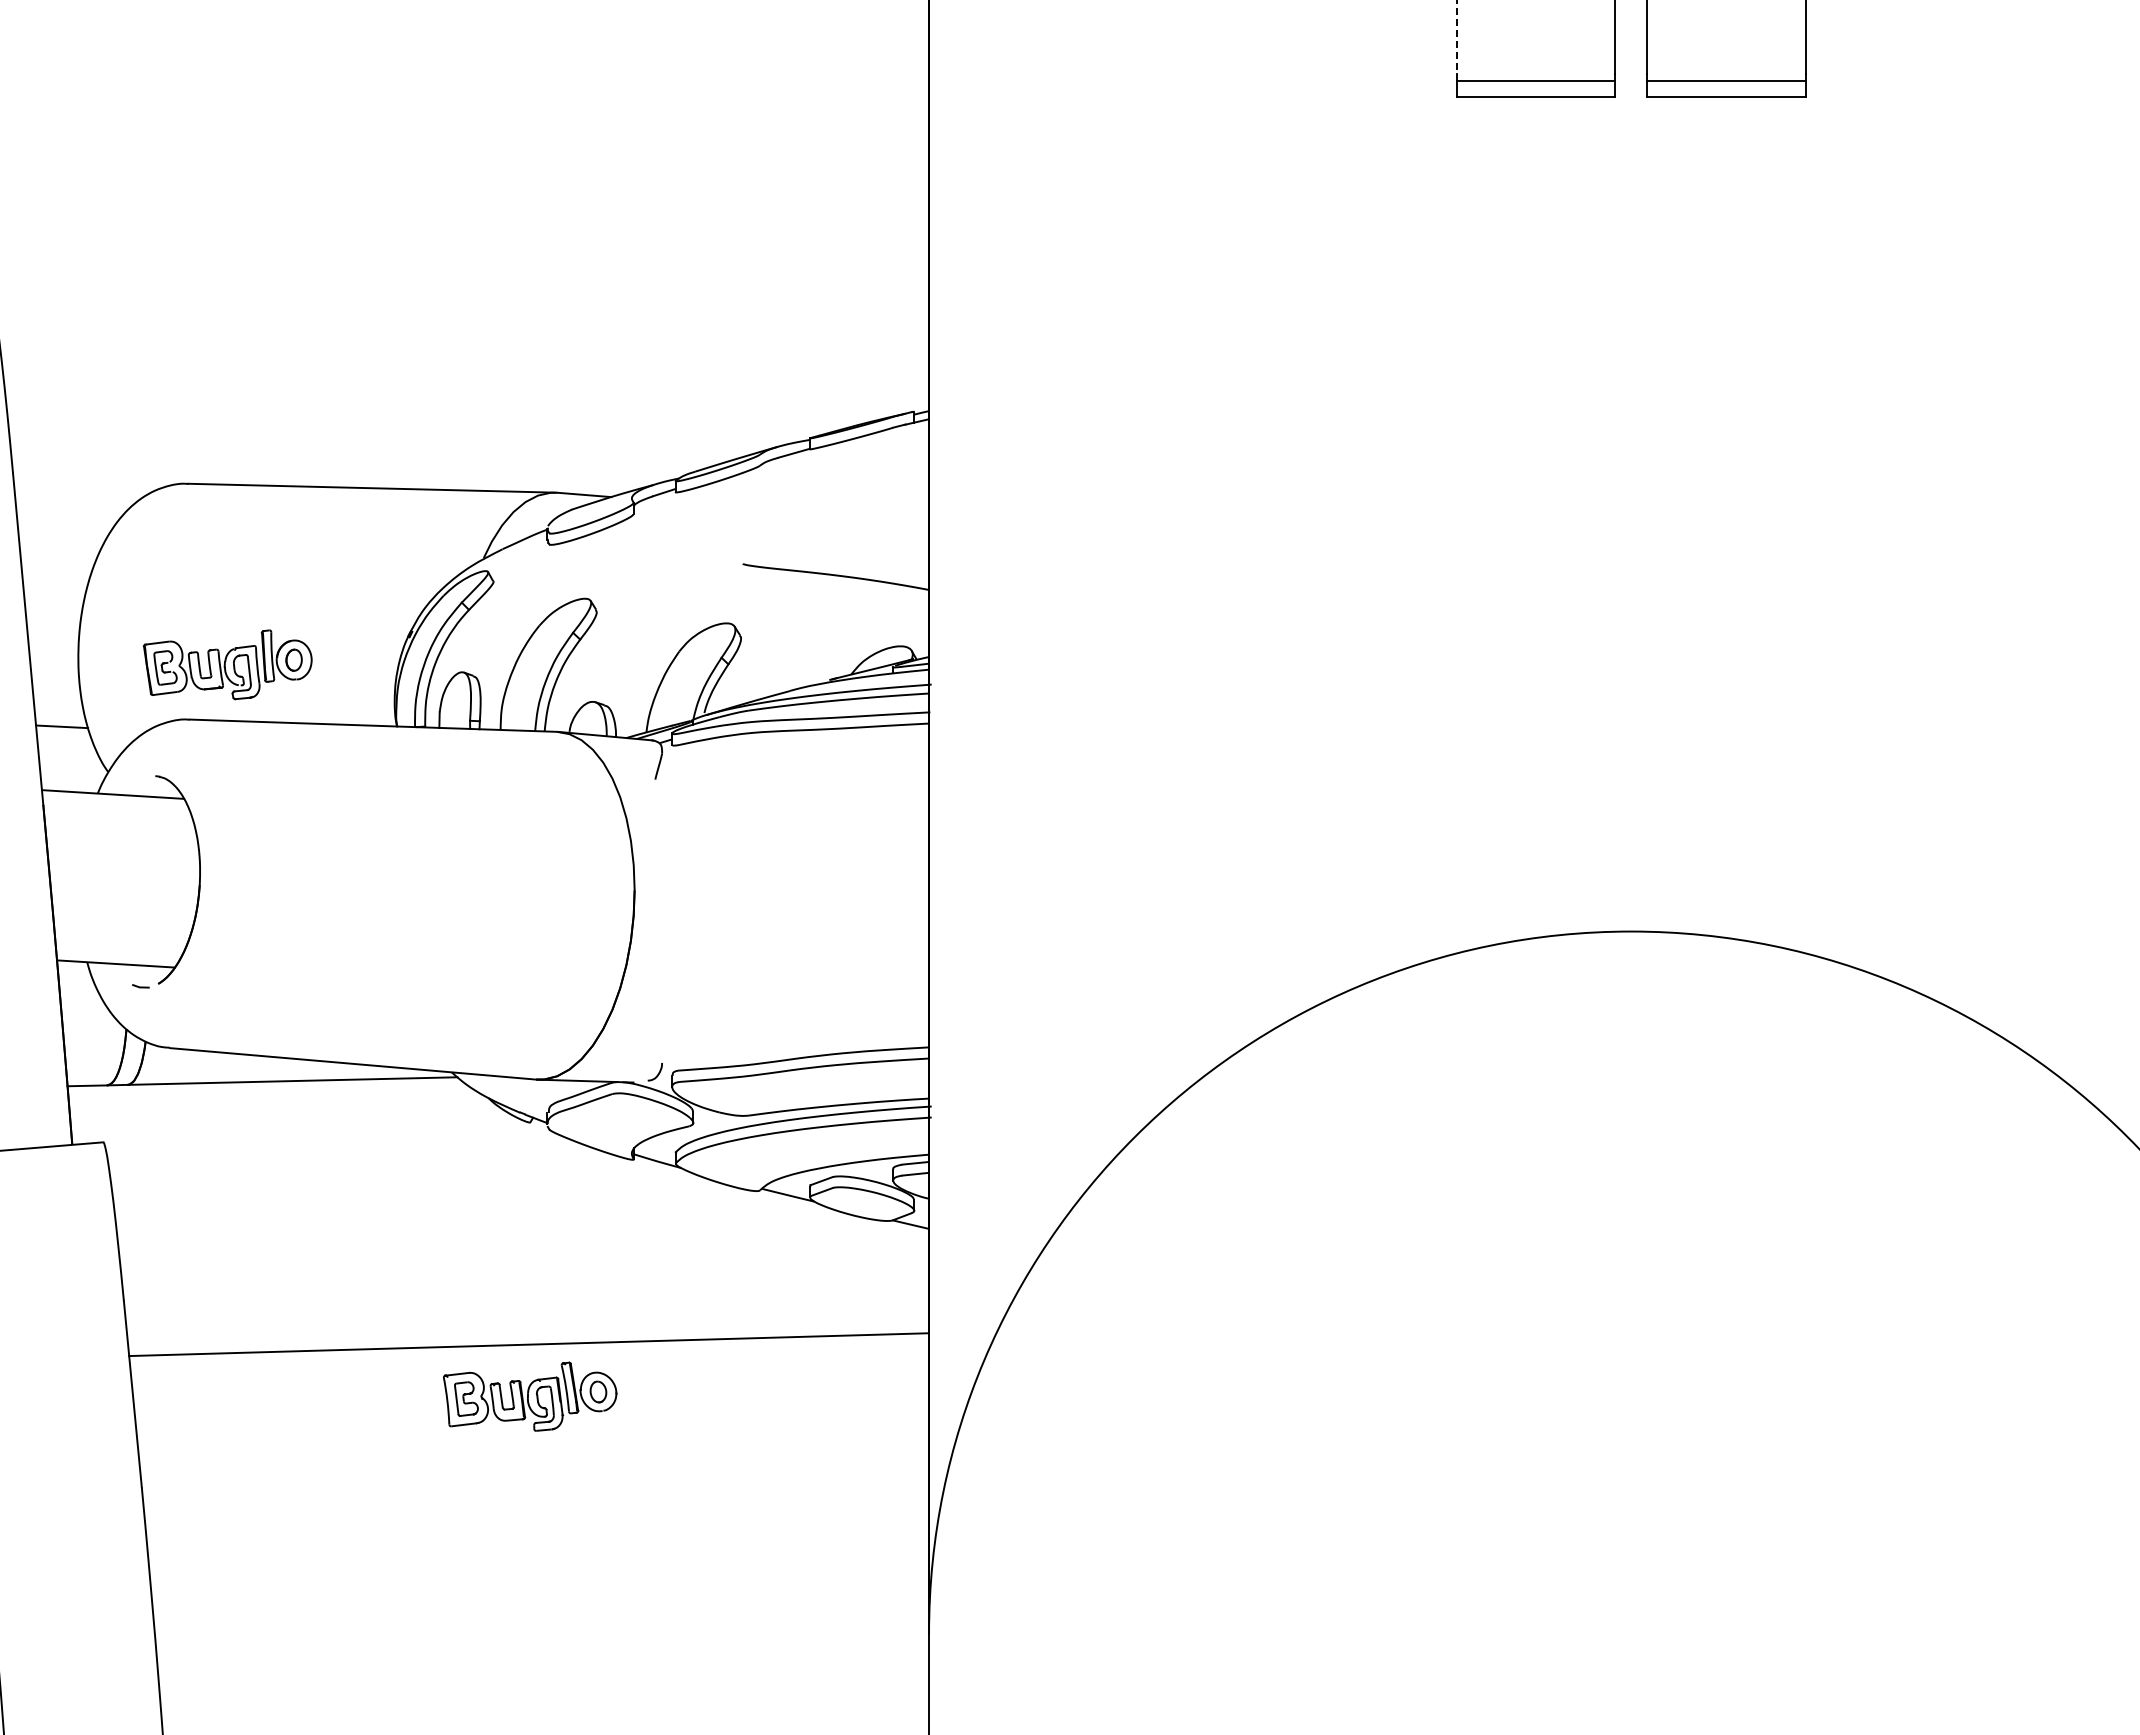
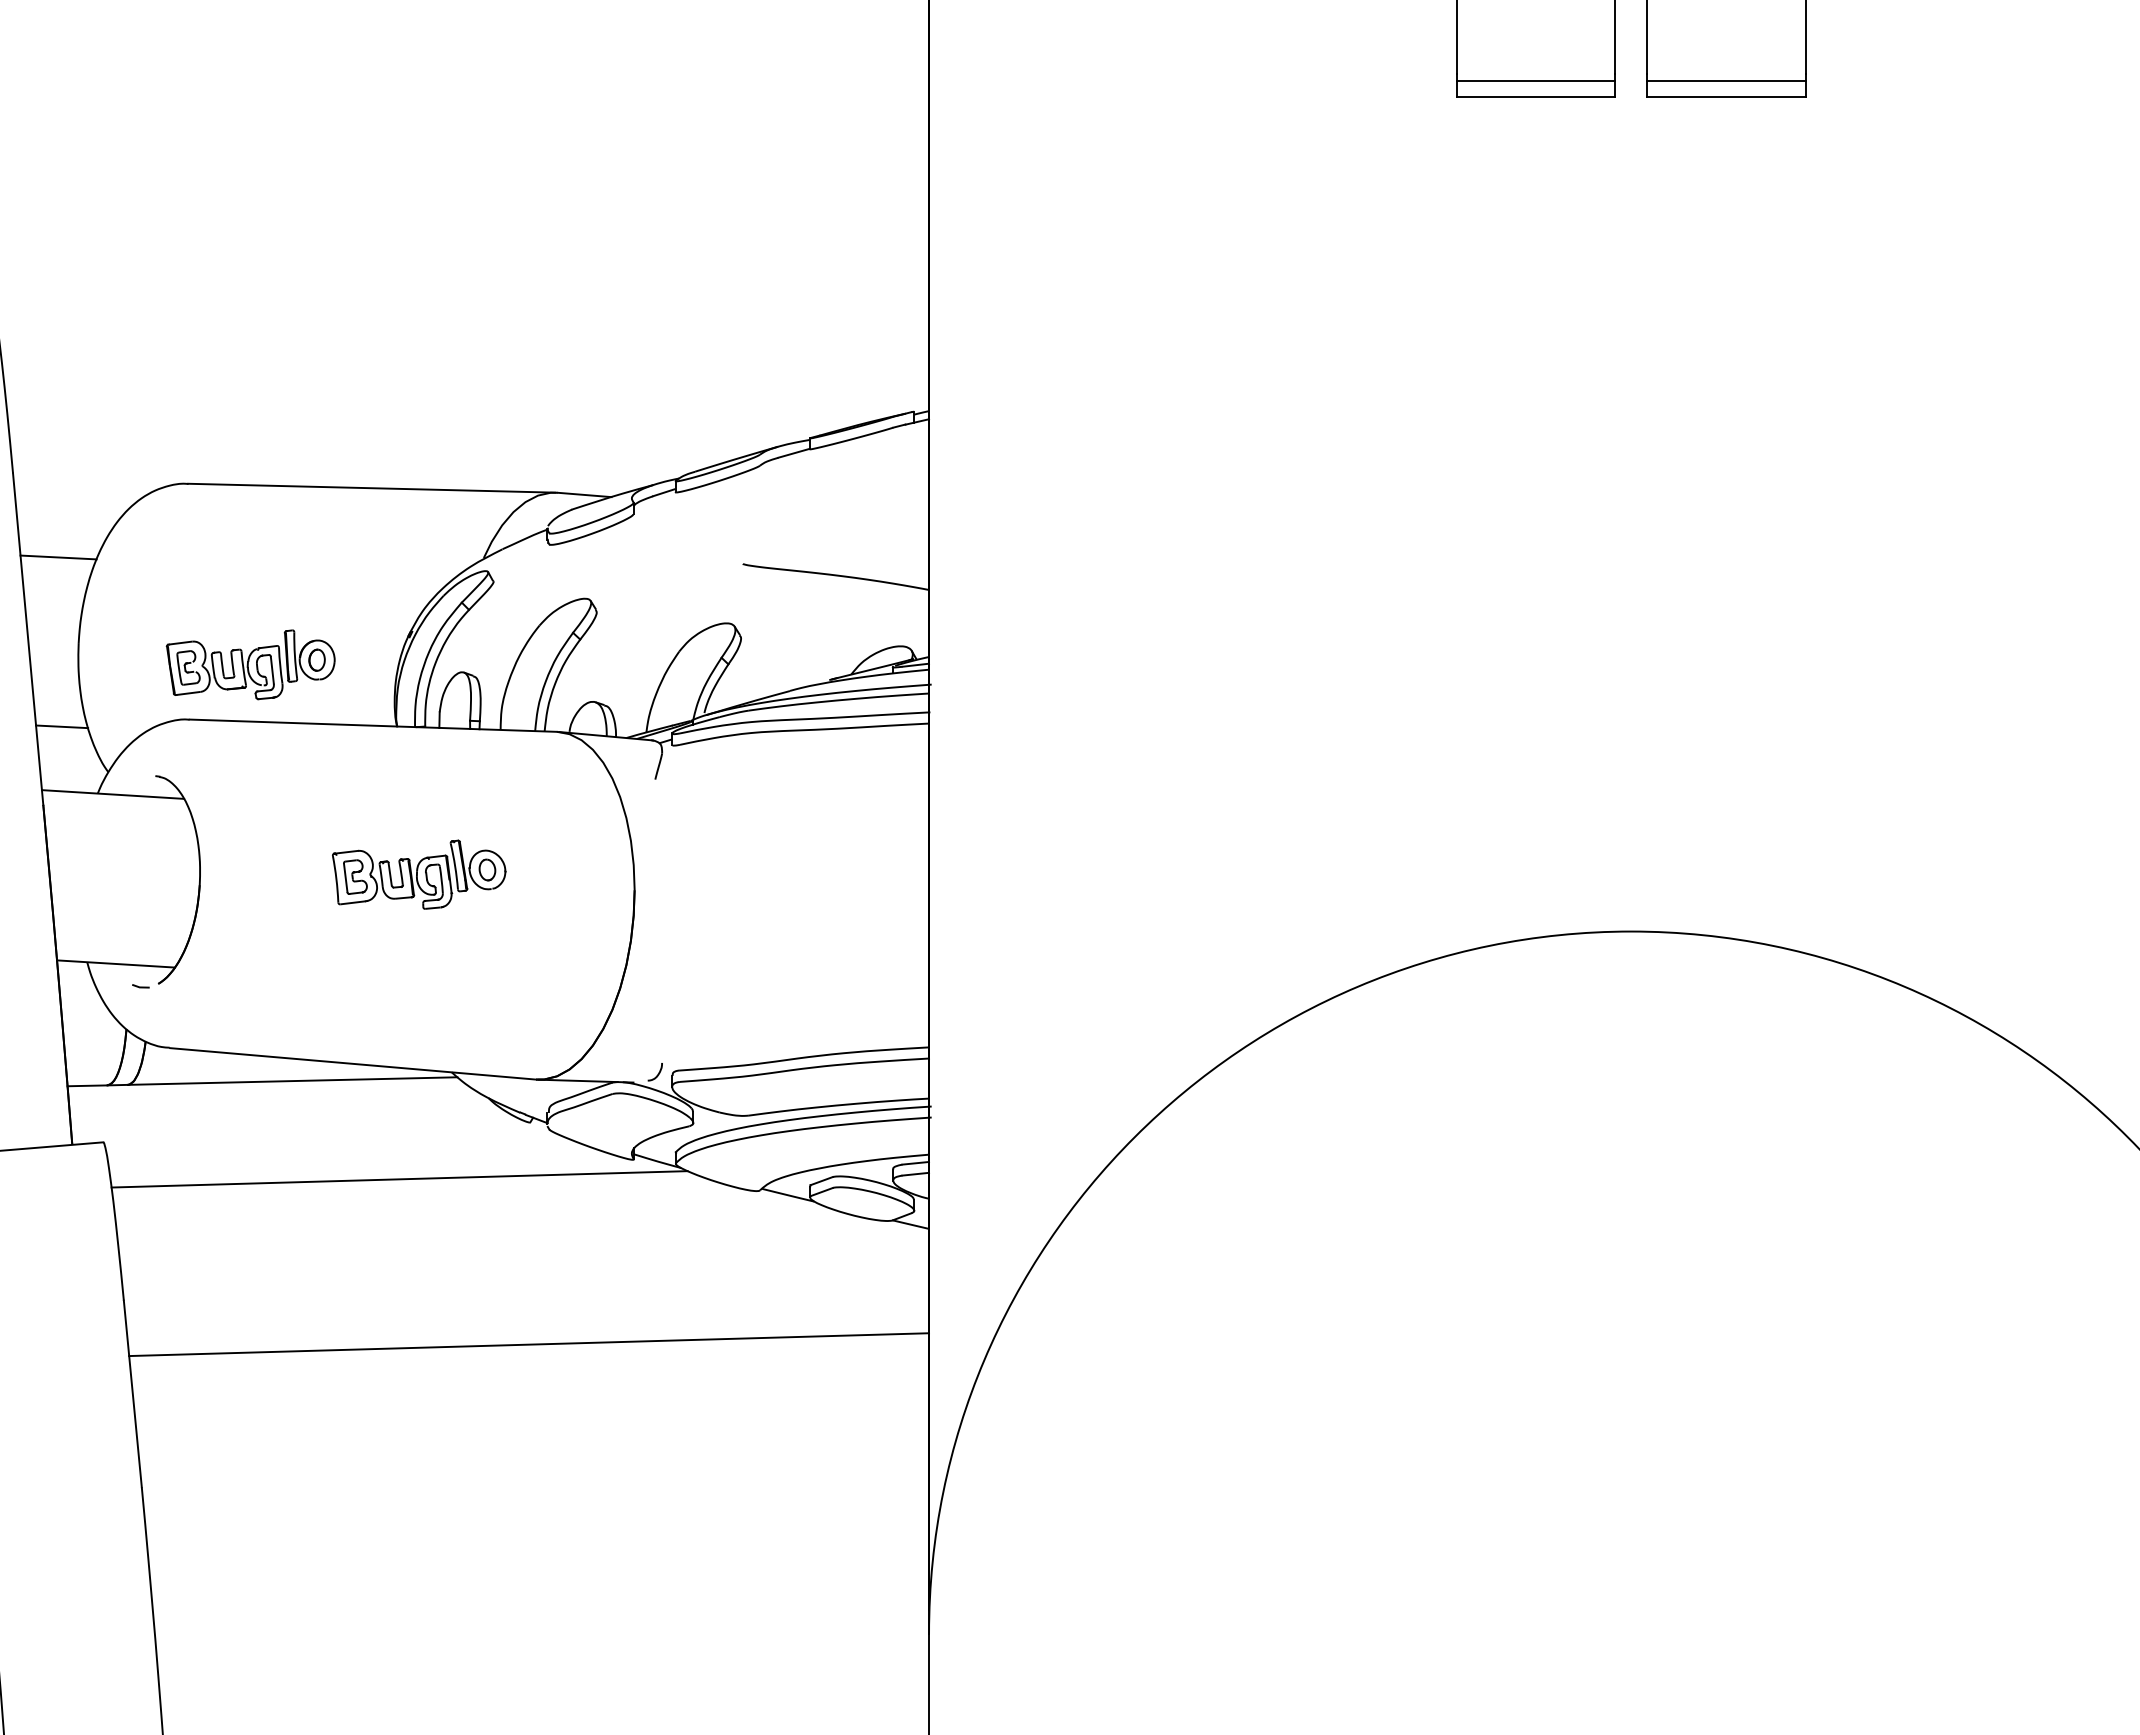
line: dashed -> solid (1457, 37)
line: none -> present (58, 557)
part position: (227, 664) -> (250, 664) (250, 664)
line: none -> present (399, 1179)
part position: (530, 1396) -> (419, 874) (419, 874)
